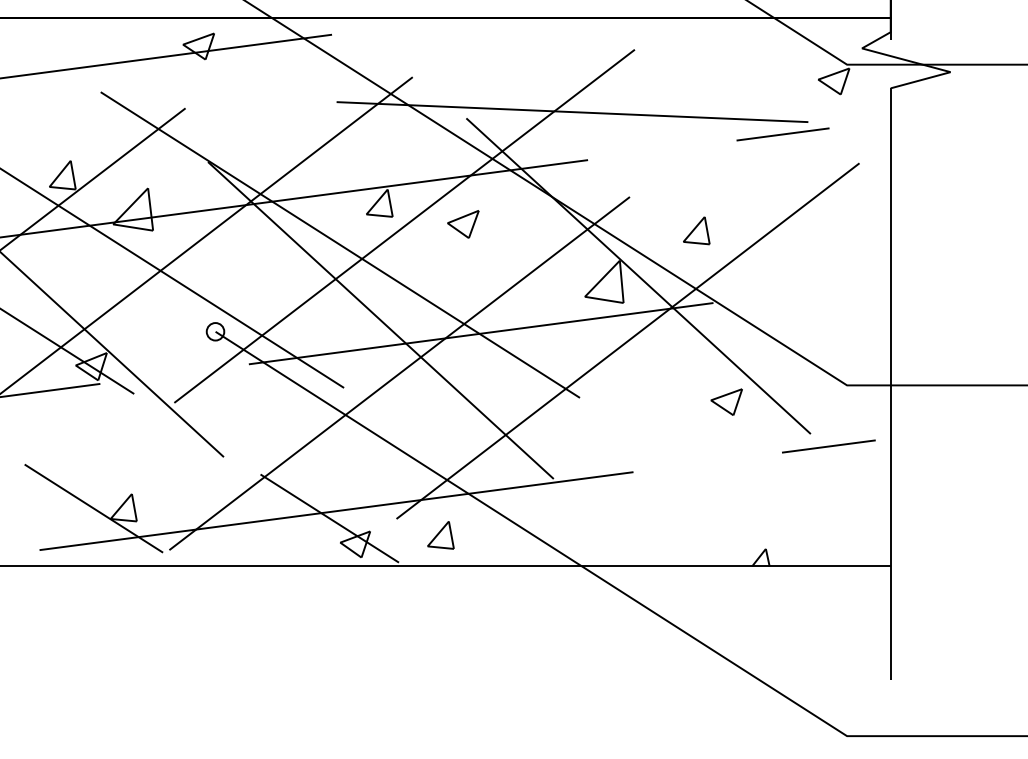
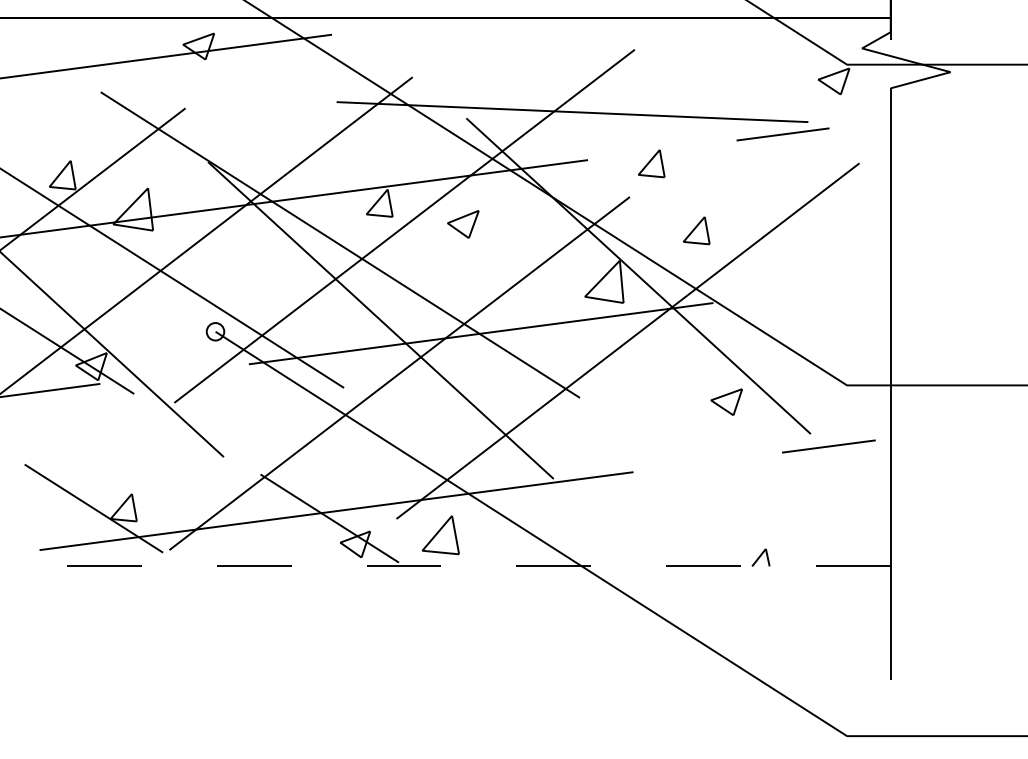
part: none -> present (651, 163)
part size: 28x29 px -> 39x41 px (440, 535)
line: solid -> dashed (445, 566)
